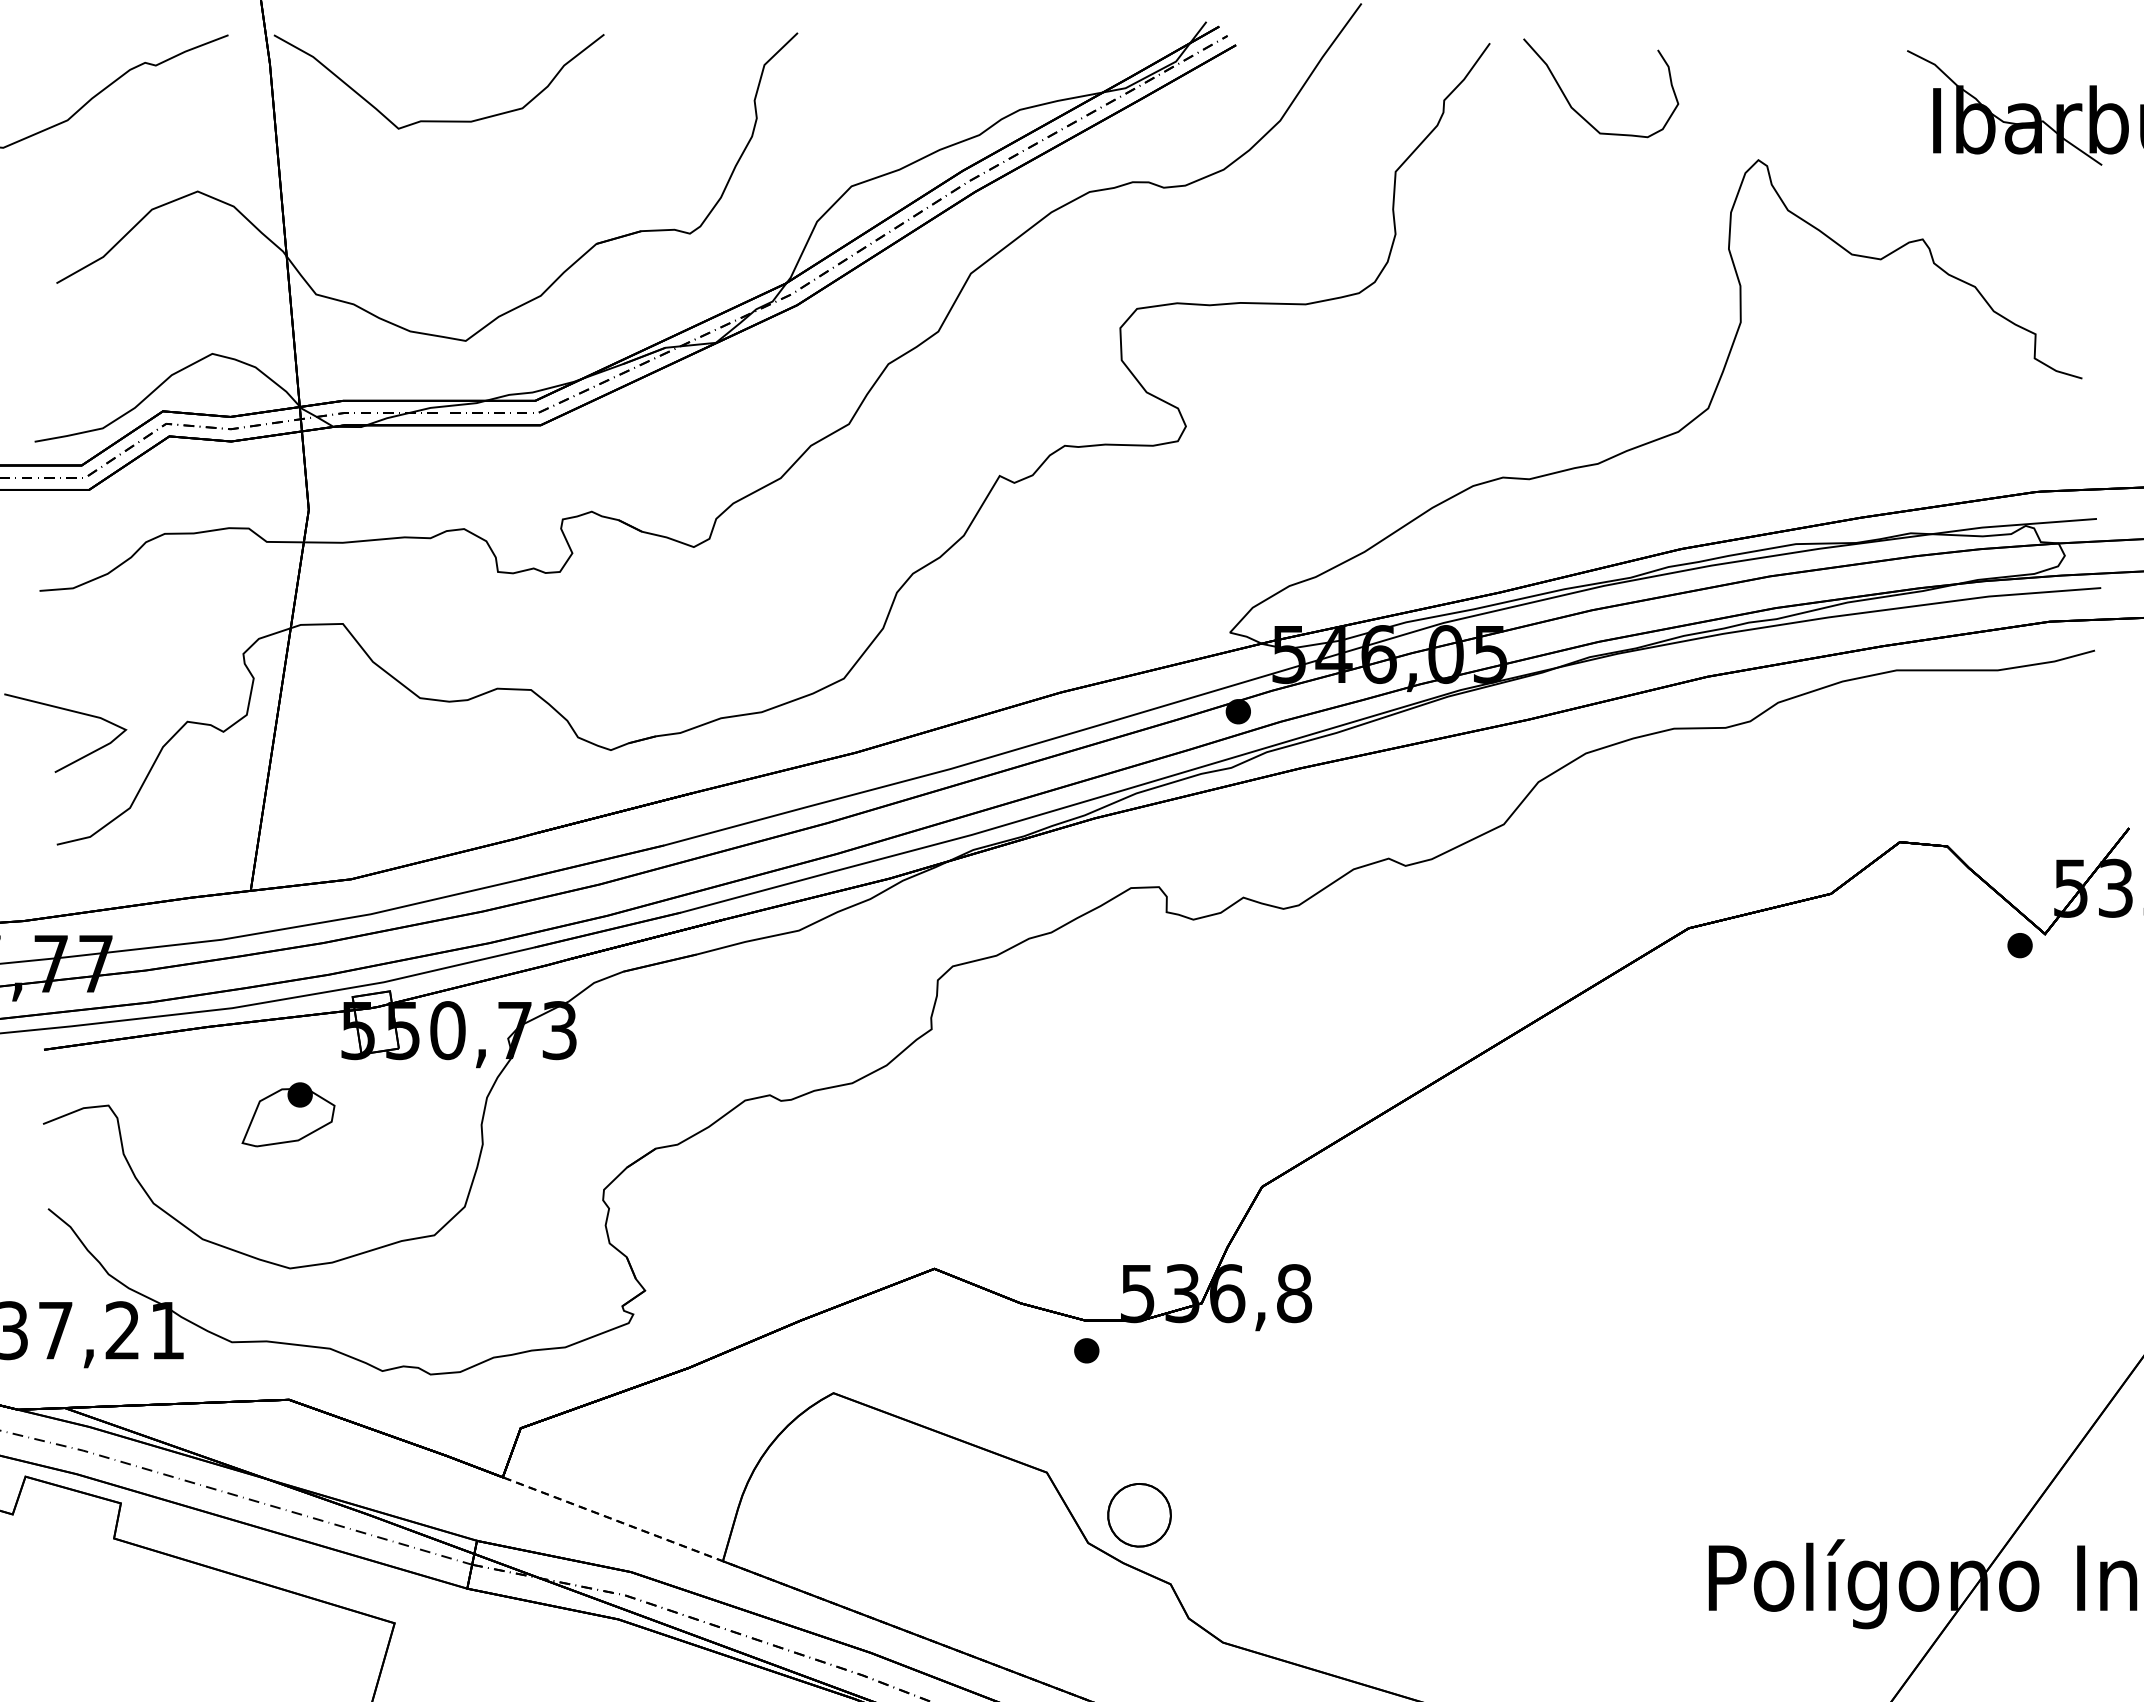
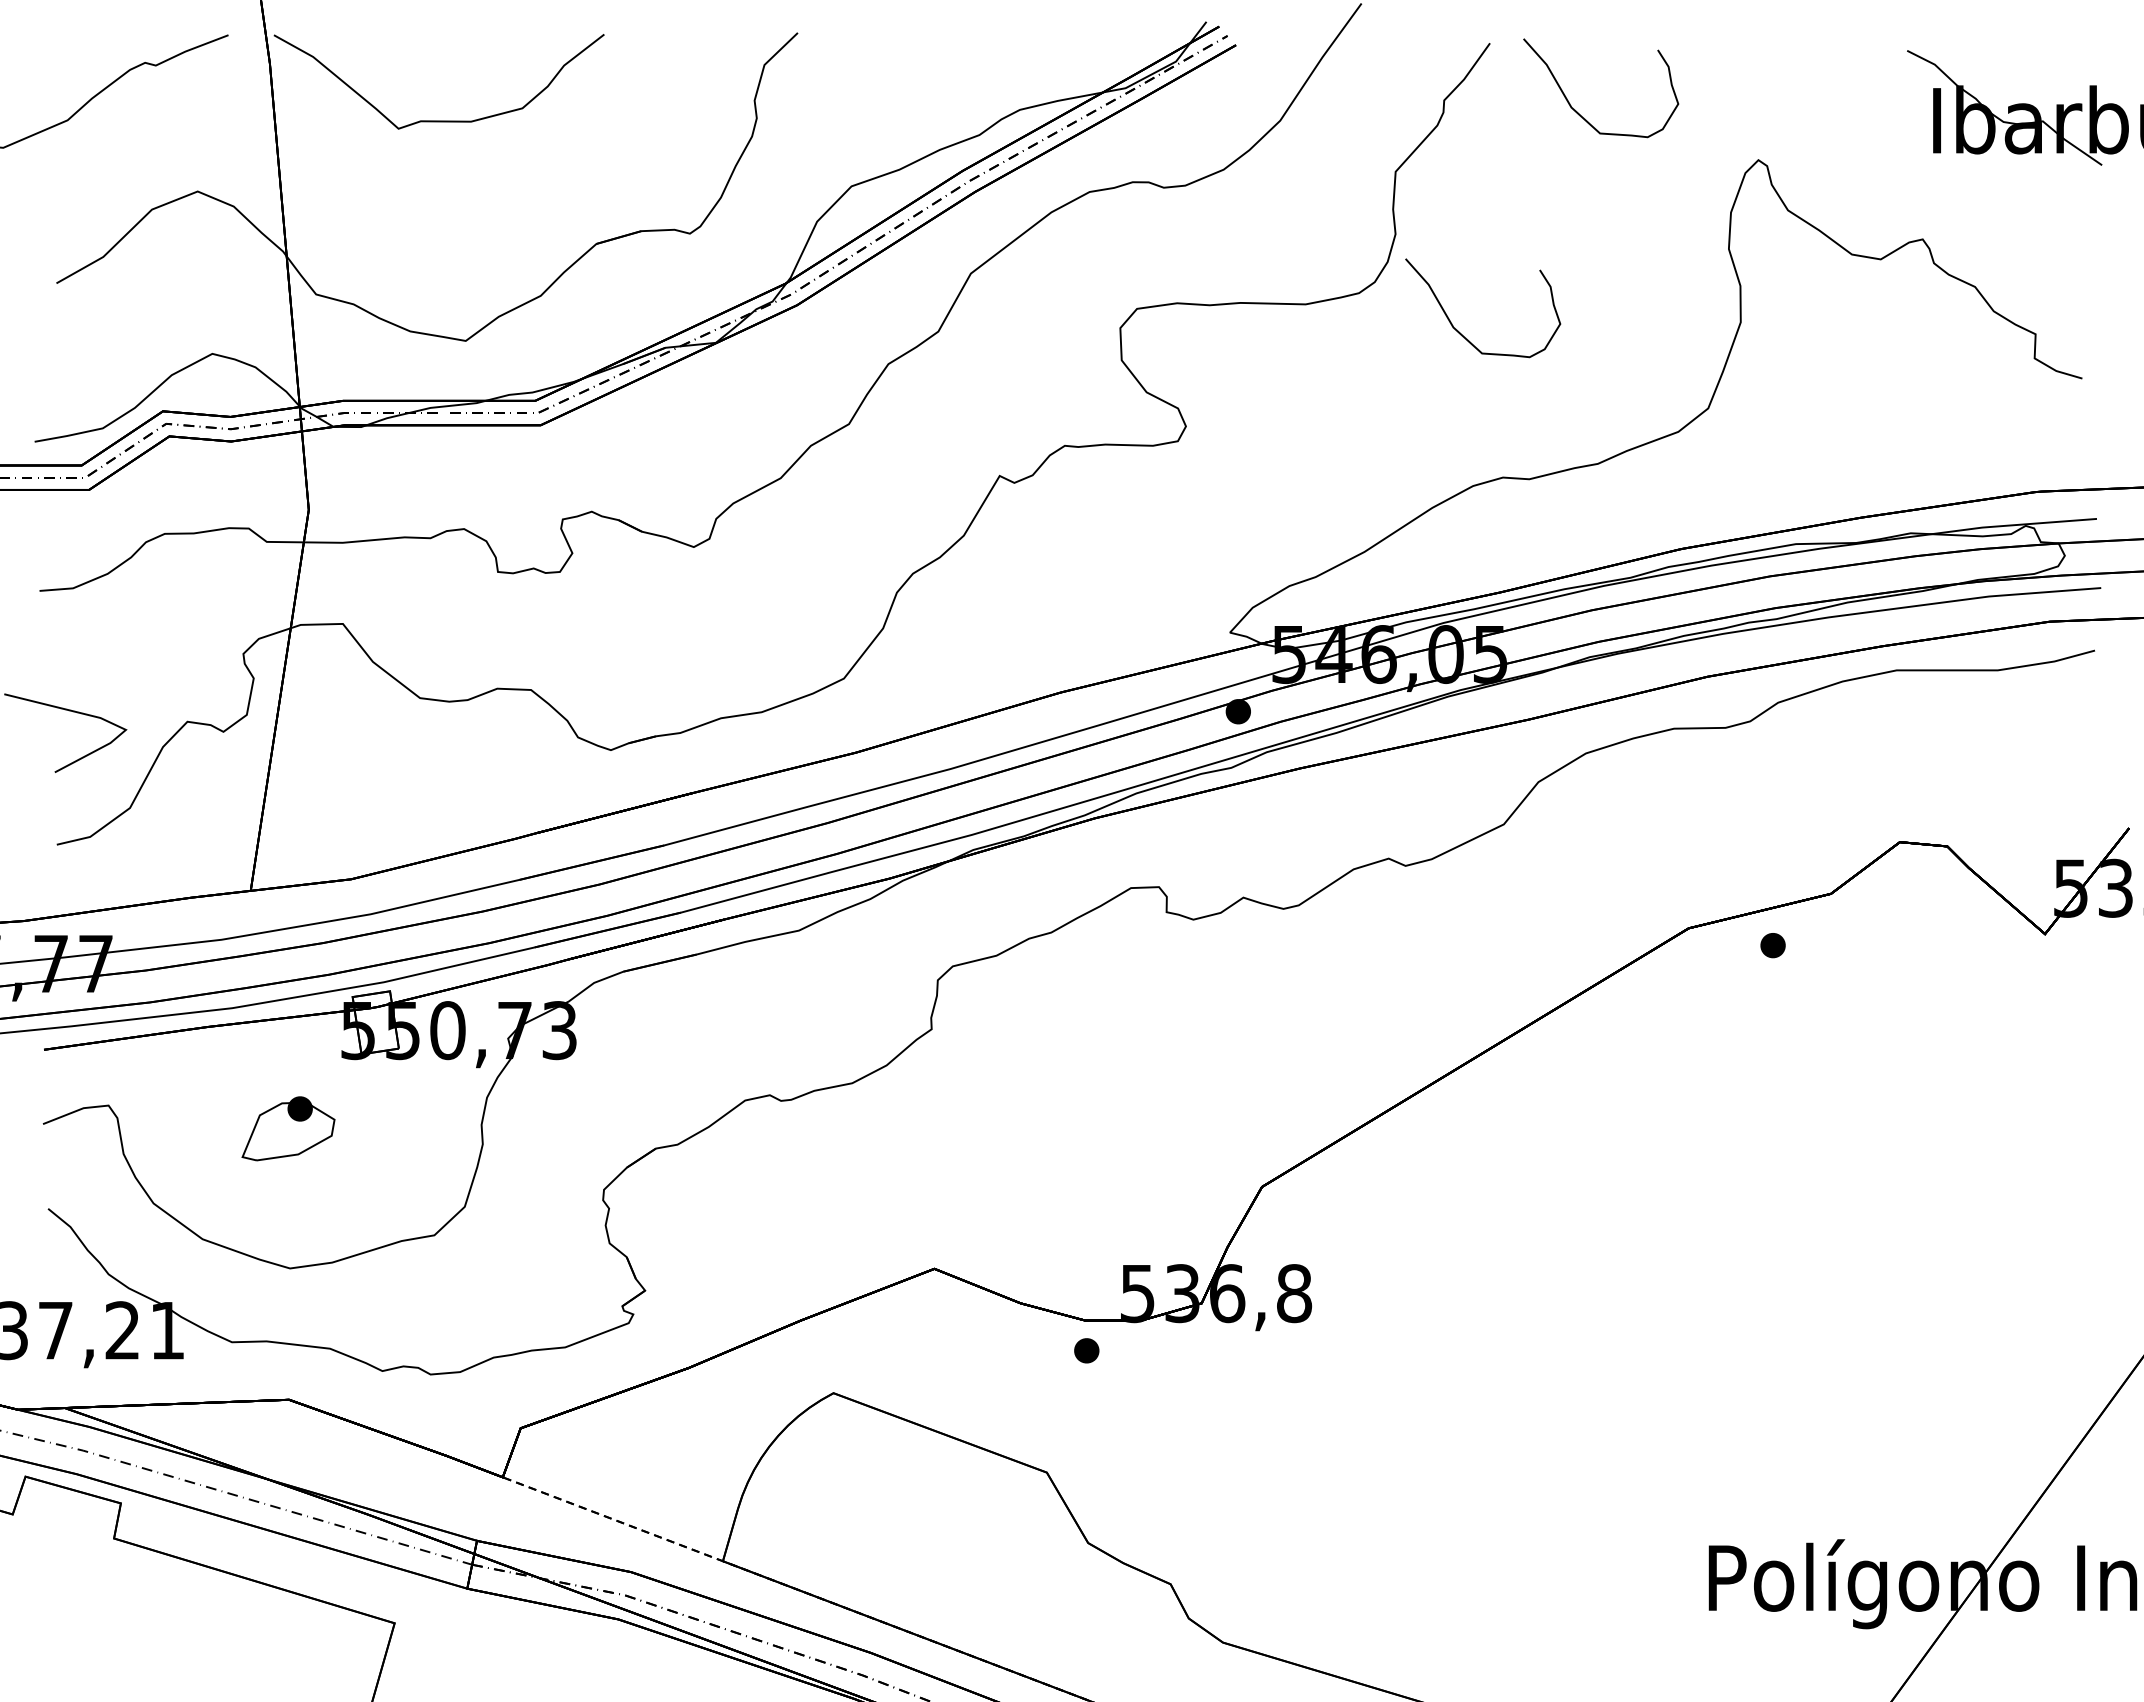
curve: none -> present (1459, 331)
part position: (2019, 945) -> (1772, 945) (1772, 945)
part position: (288, 1114) -> (288, 1128) (288, 1128)
part: present -> none (1139, 1515)
